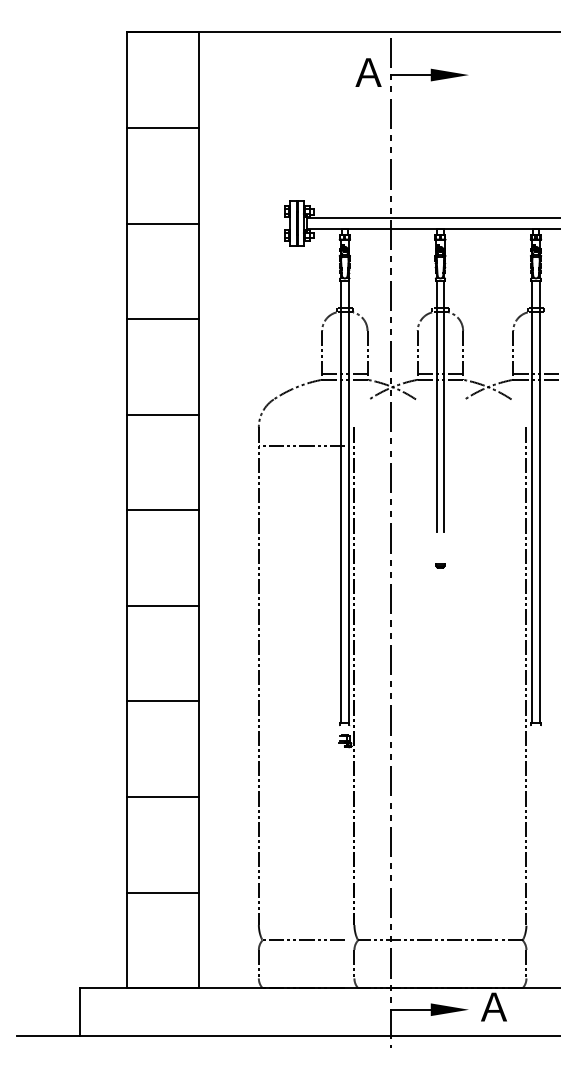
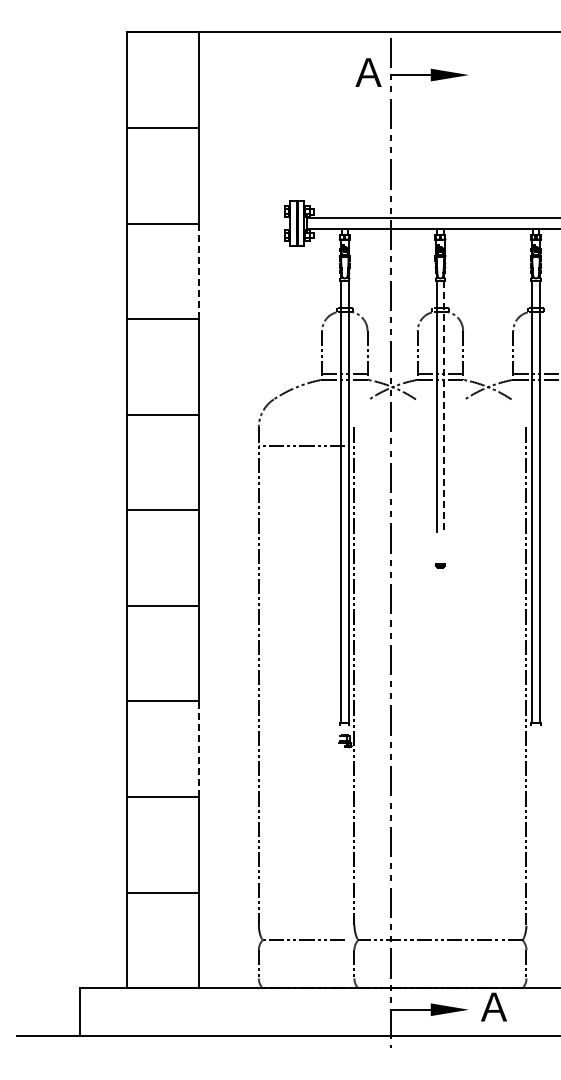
line: solid -> dashed (199, 271)
line: solid -> dashed (444, 406)
line: solid -> dashed (199, 749)
